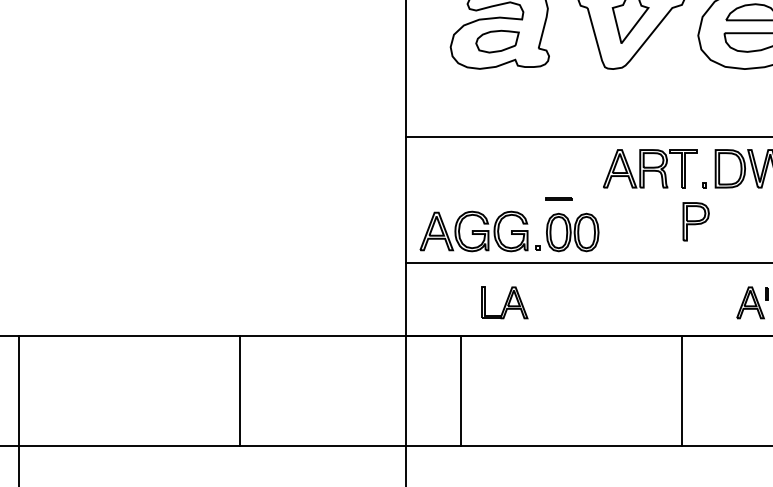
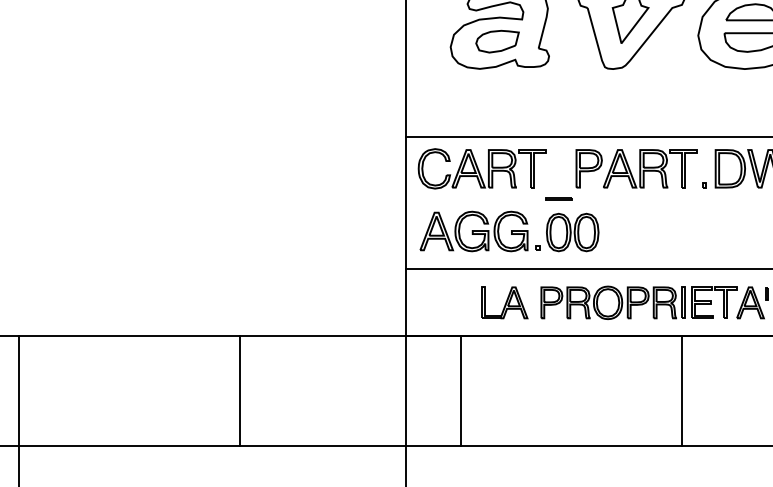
part: none -> present (481, 168)
part position: (695, 221) -> (588, 168) (588, 168)
line position: (587, 263) -> (587, 269) (587, 269)
part: none -> present (638, 302)
